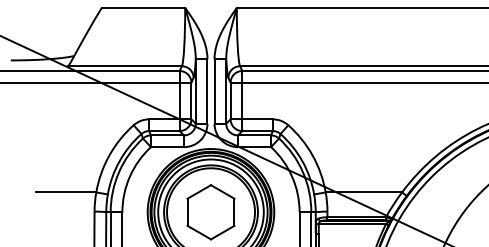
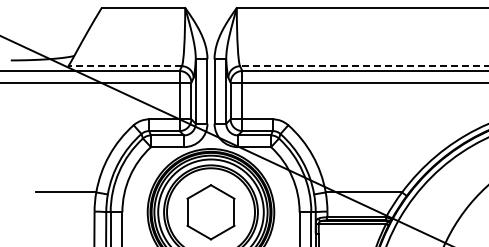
line: solid -> dashed (125, 66)
line: solid -> dashed (363, 66)
